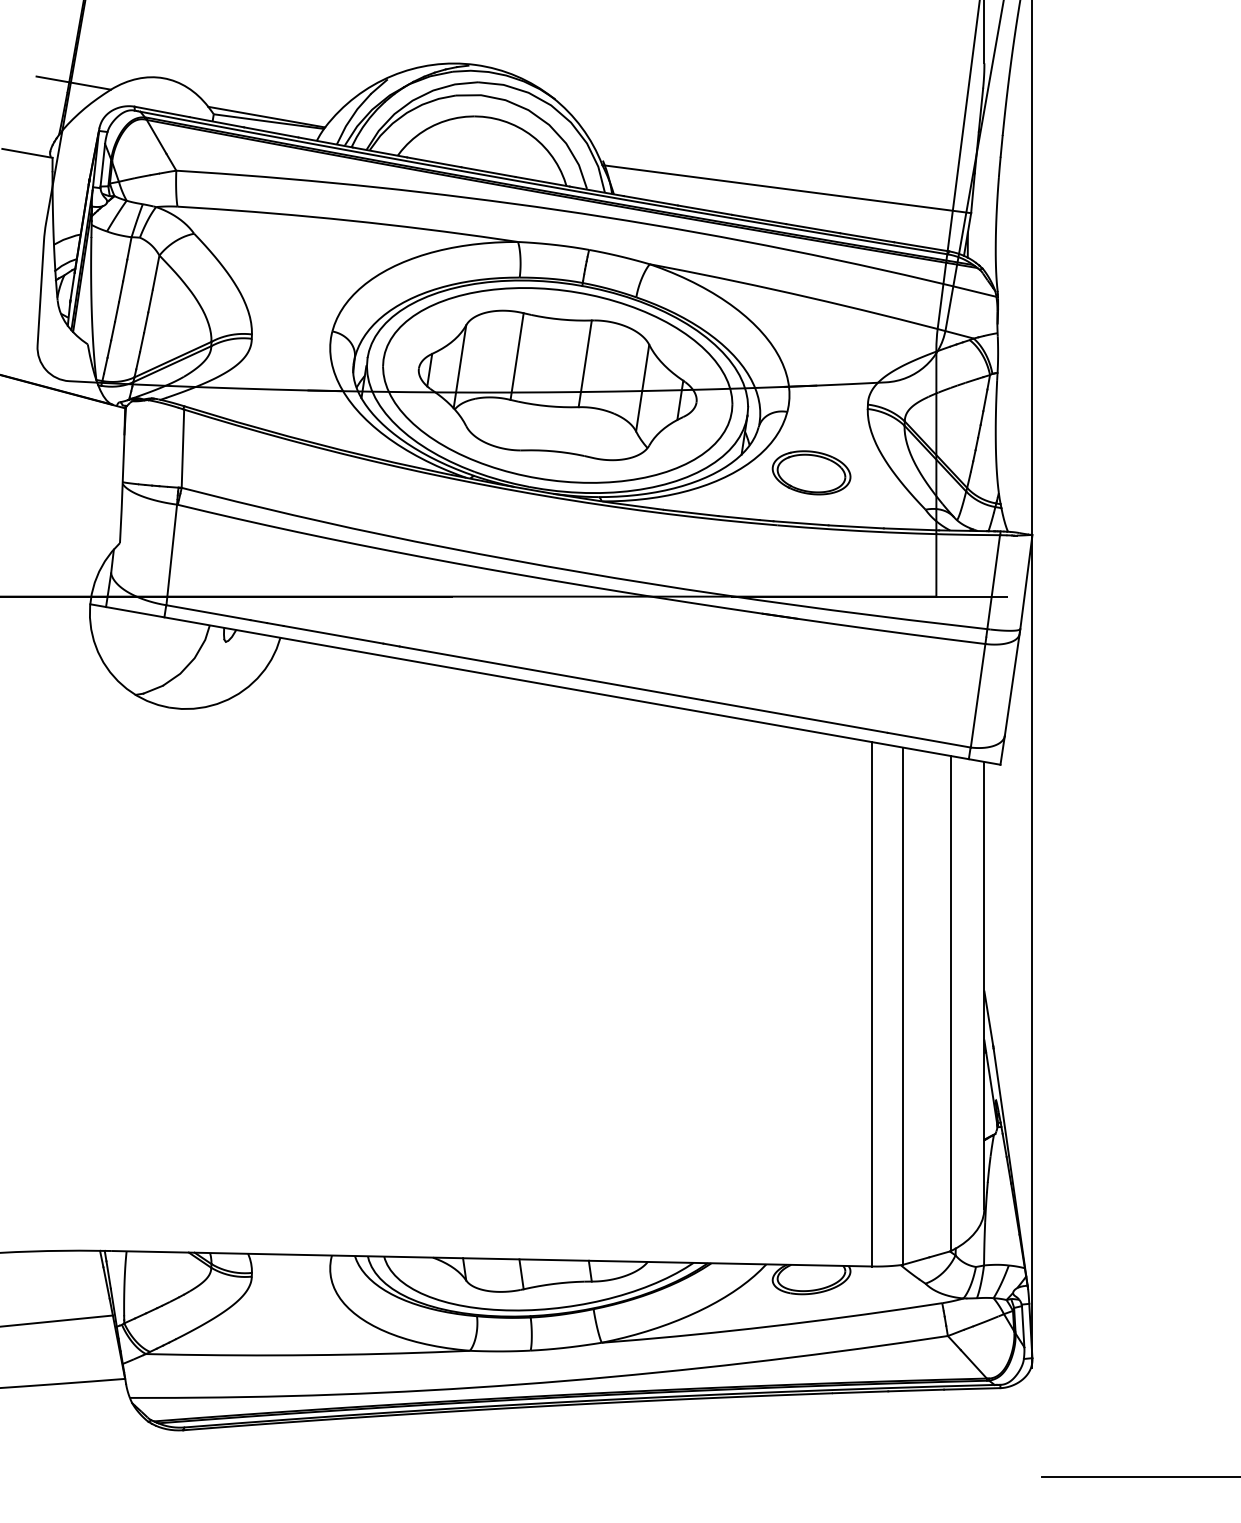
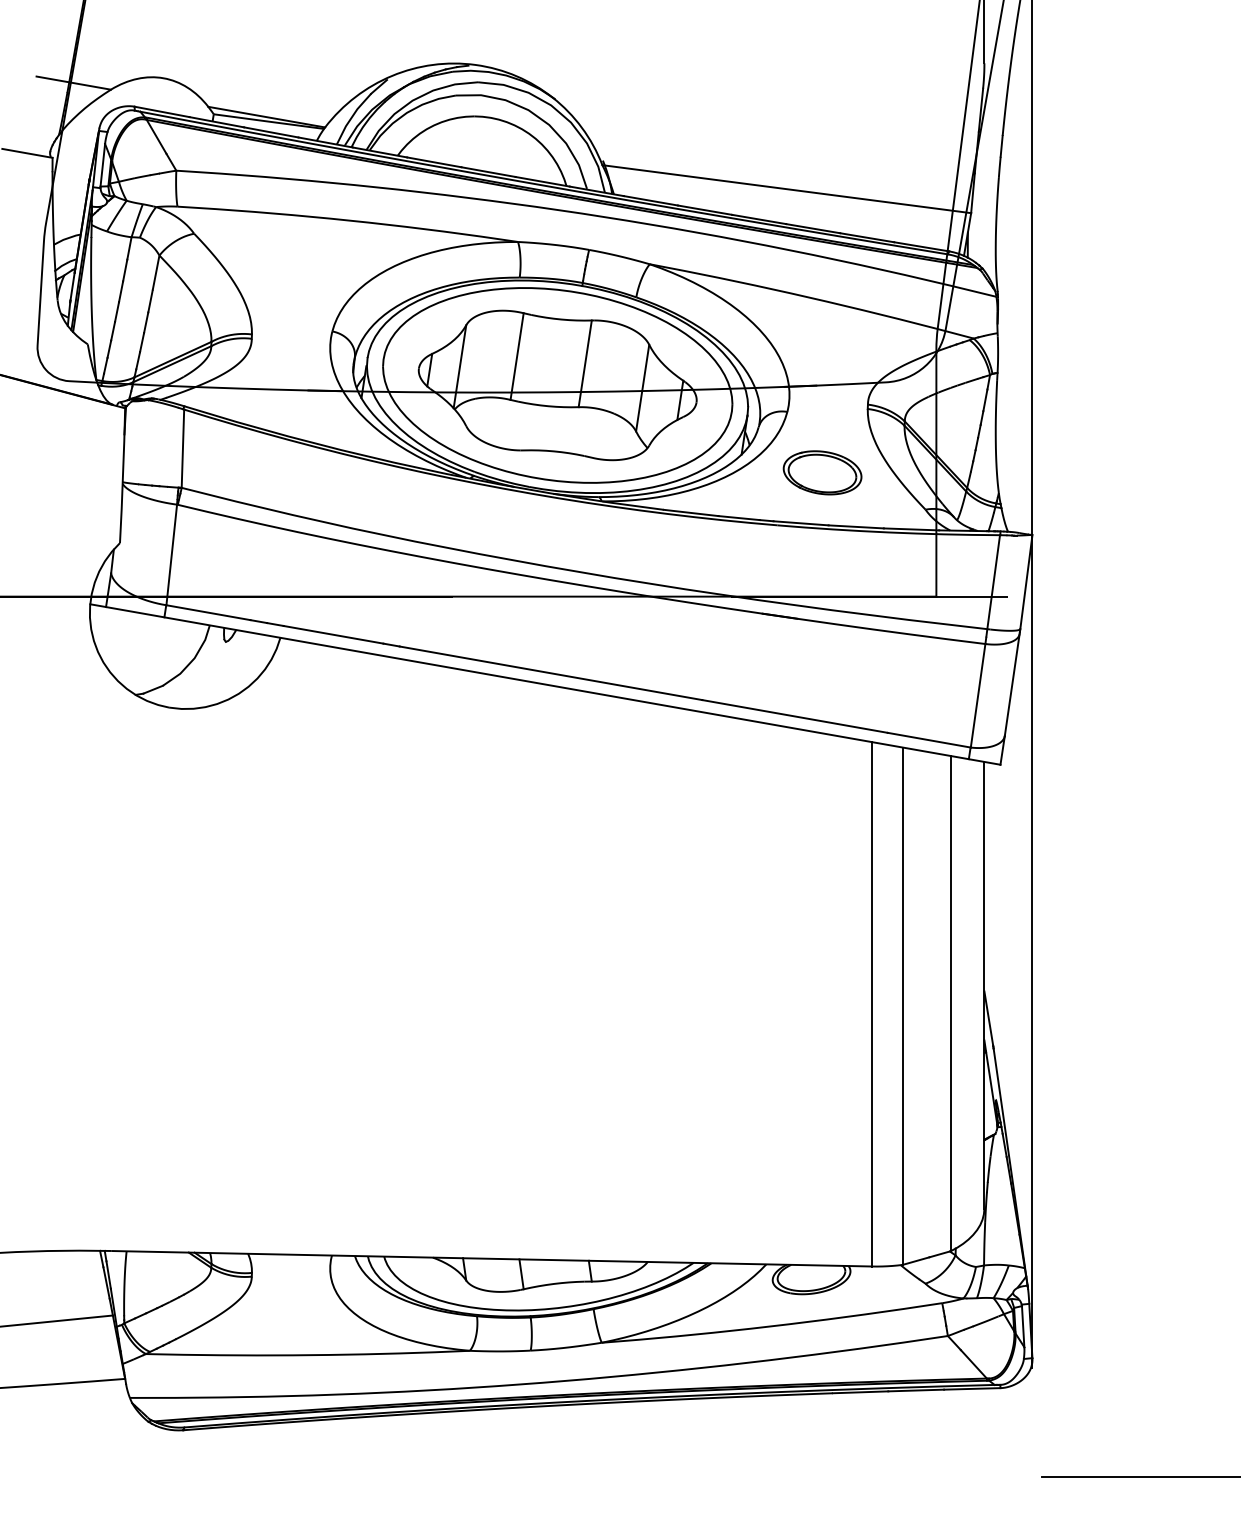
part position: (811, 472) -> (822, 472) (822, 472)
